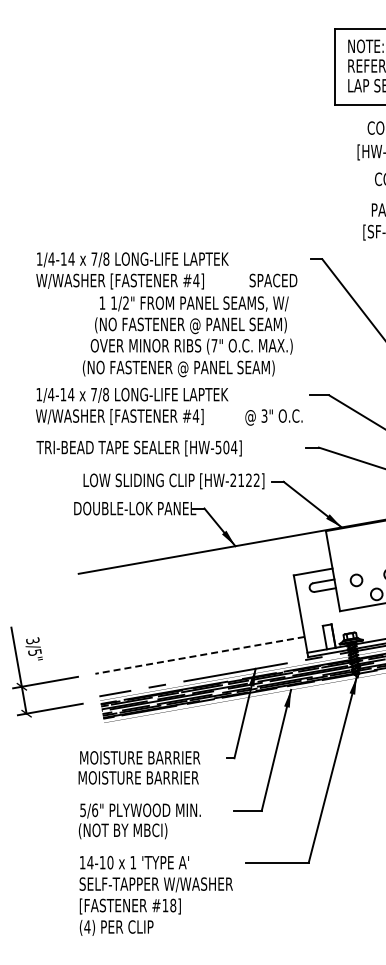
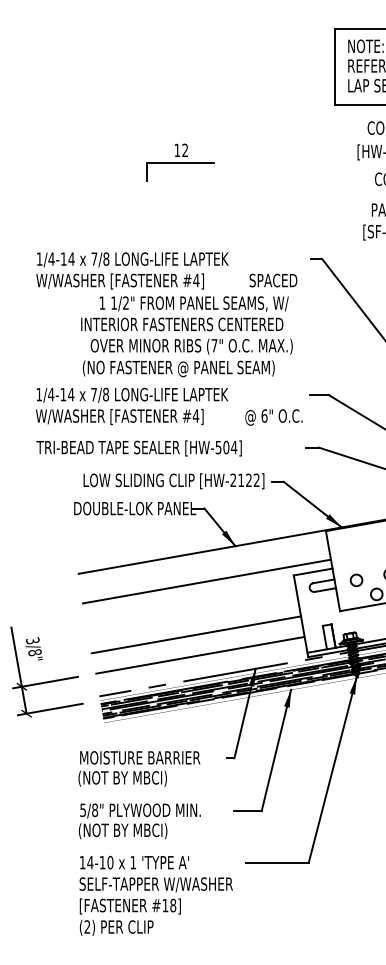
part: none -> present (180, 162)
text: (NO FASTENER @ PANEL SEAM) -> INTERIOR FASTENERS CENTERED (183, 325)
text: 3" -> 6" (264, 415)
line: none -> present (206, 581)
line: none -> present (196, 634)
text: 3/5" -> 3/8" (34, 652)
line: dashed -> solid (199, 655)
text: MOISTURE BARRIER -> (NOT BY MBCI) (138, 778)
text: 5/6" -> 5/8" (95, 809)
text: (4) -> (2) (87, 926)
